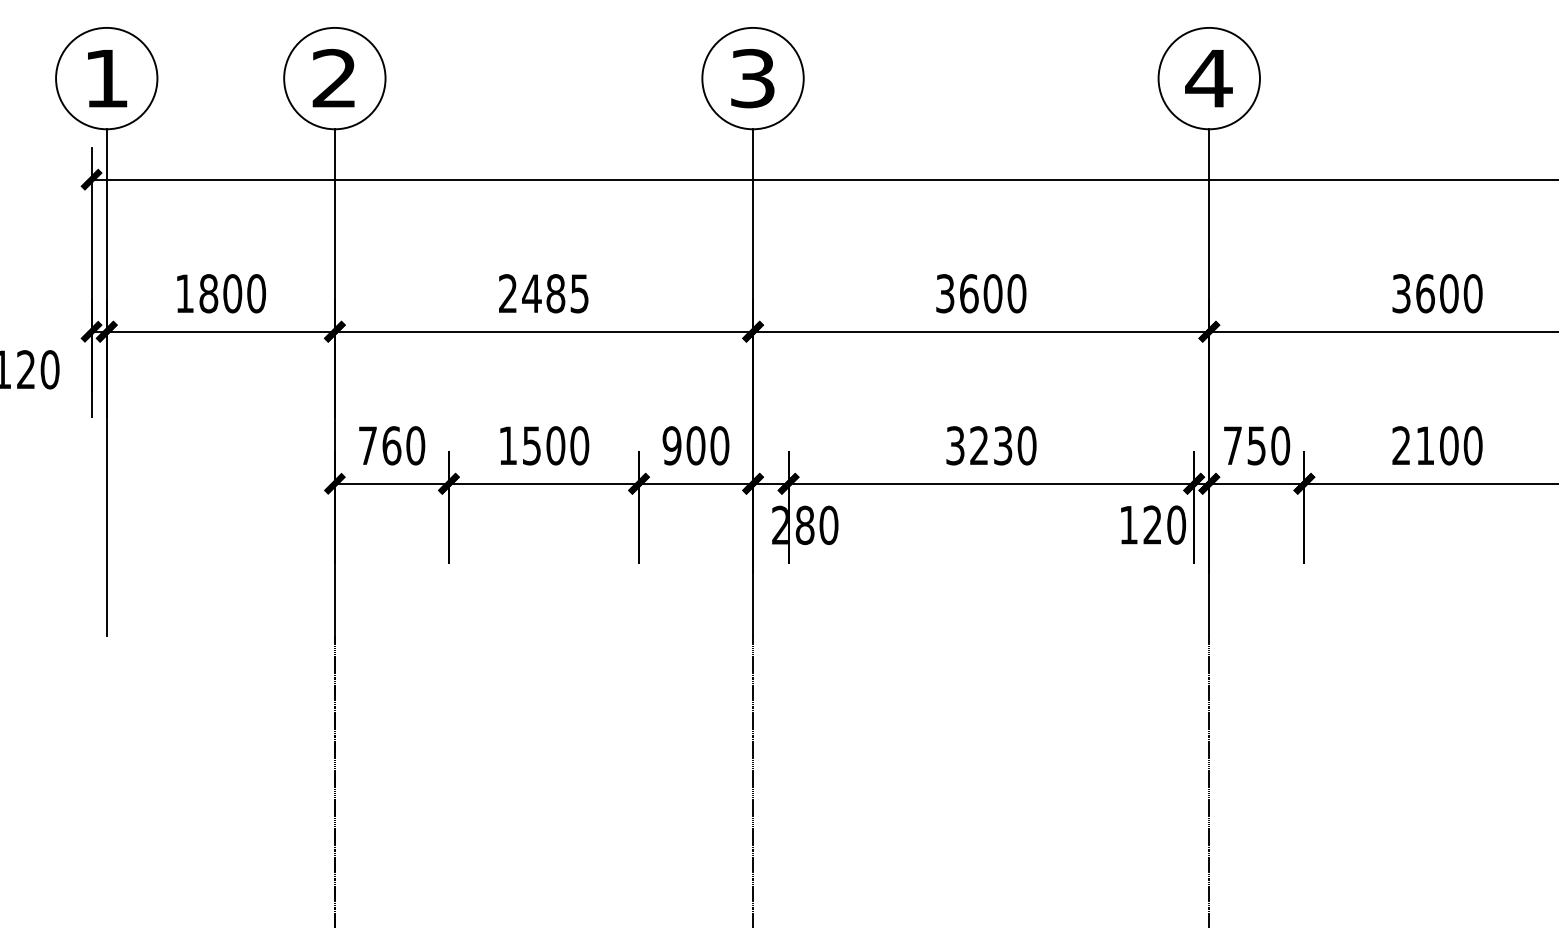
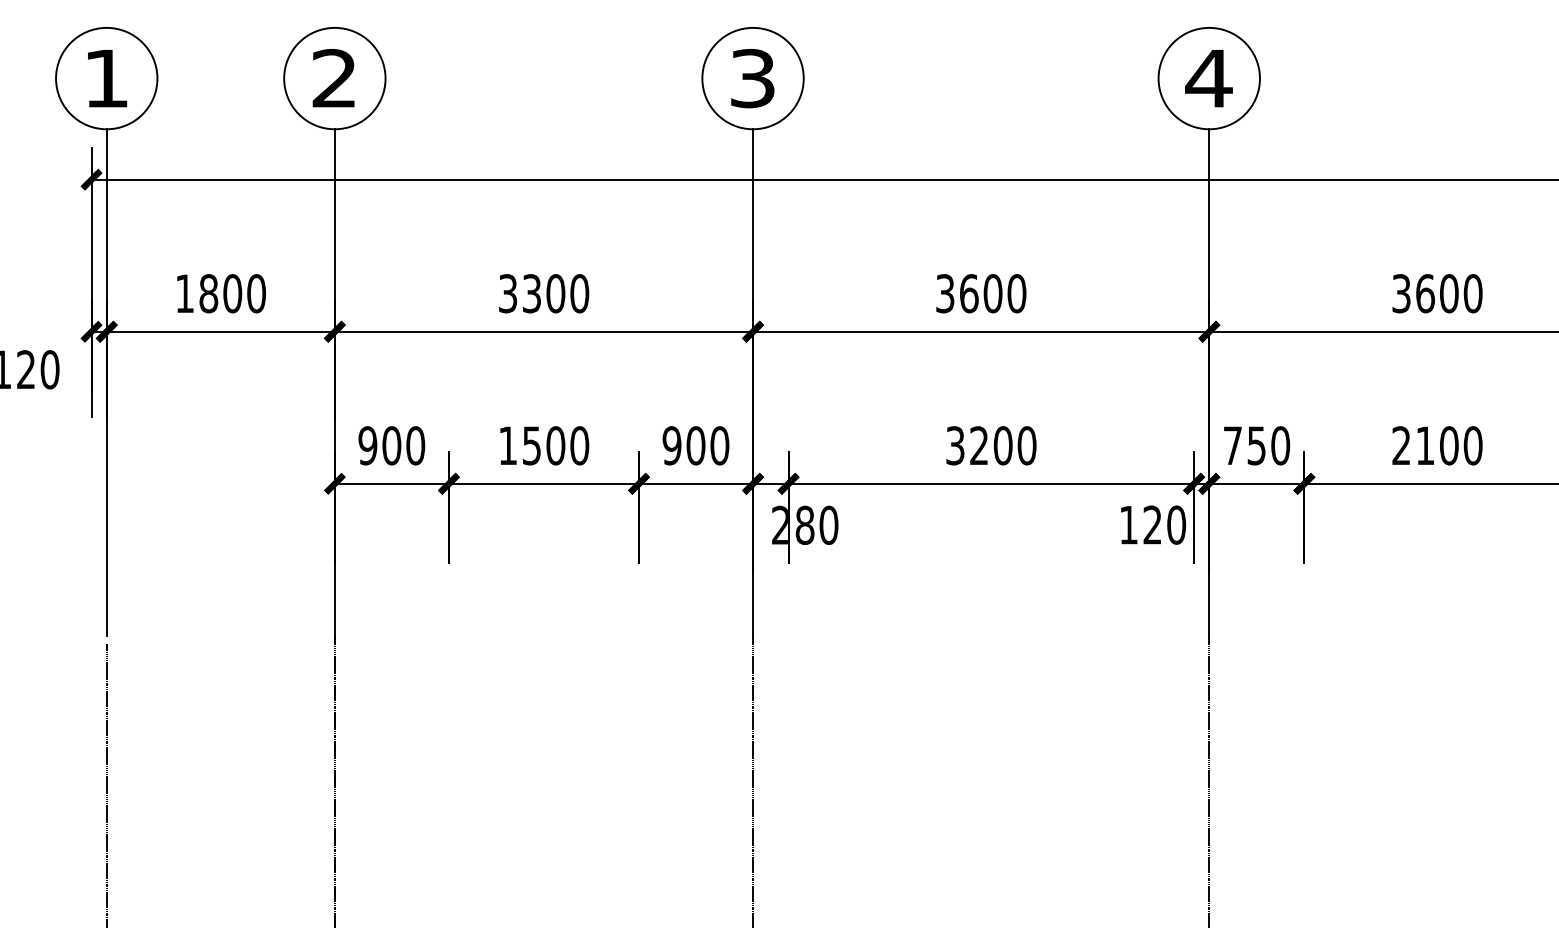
text: 2485 -> 3300 (544, 293)
text: 760 -> 900 (379, 445)
text: 3230 -> 3200 (1002, 445)
line: none -> present (106, 784)
